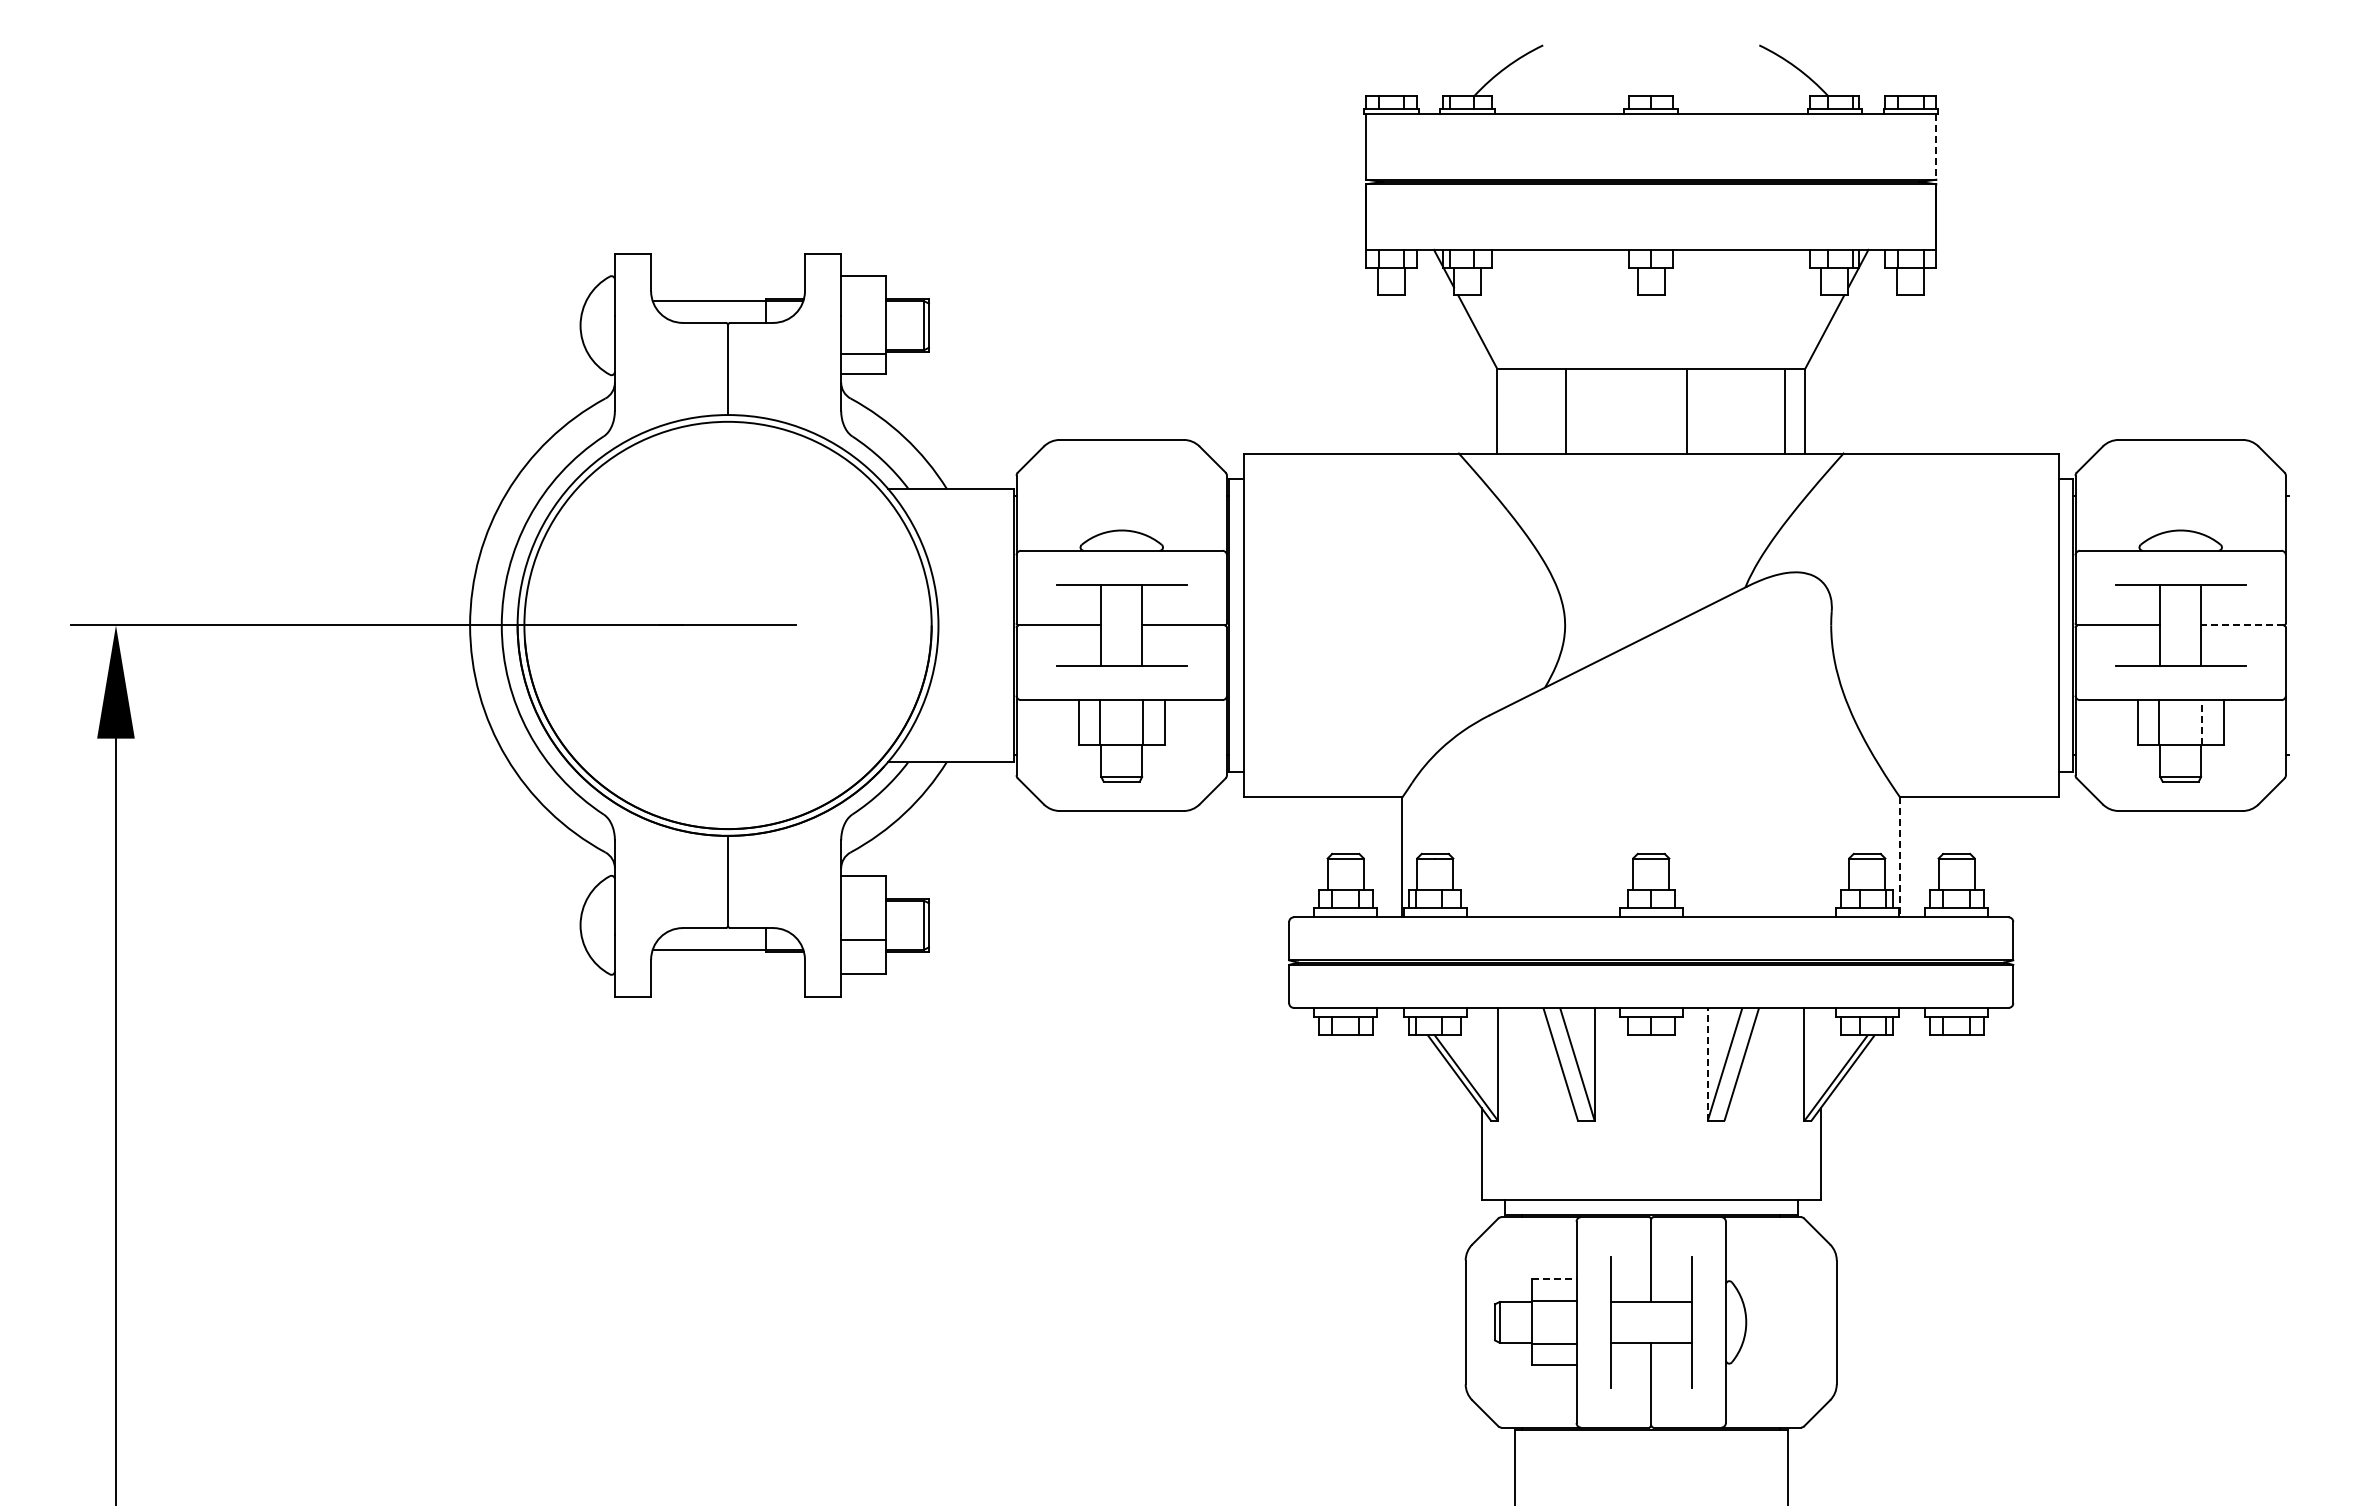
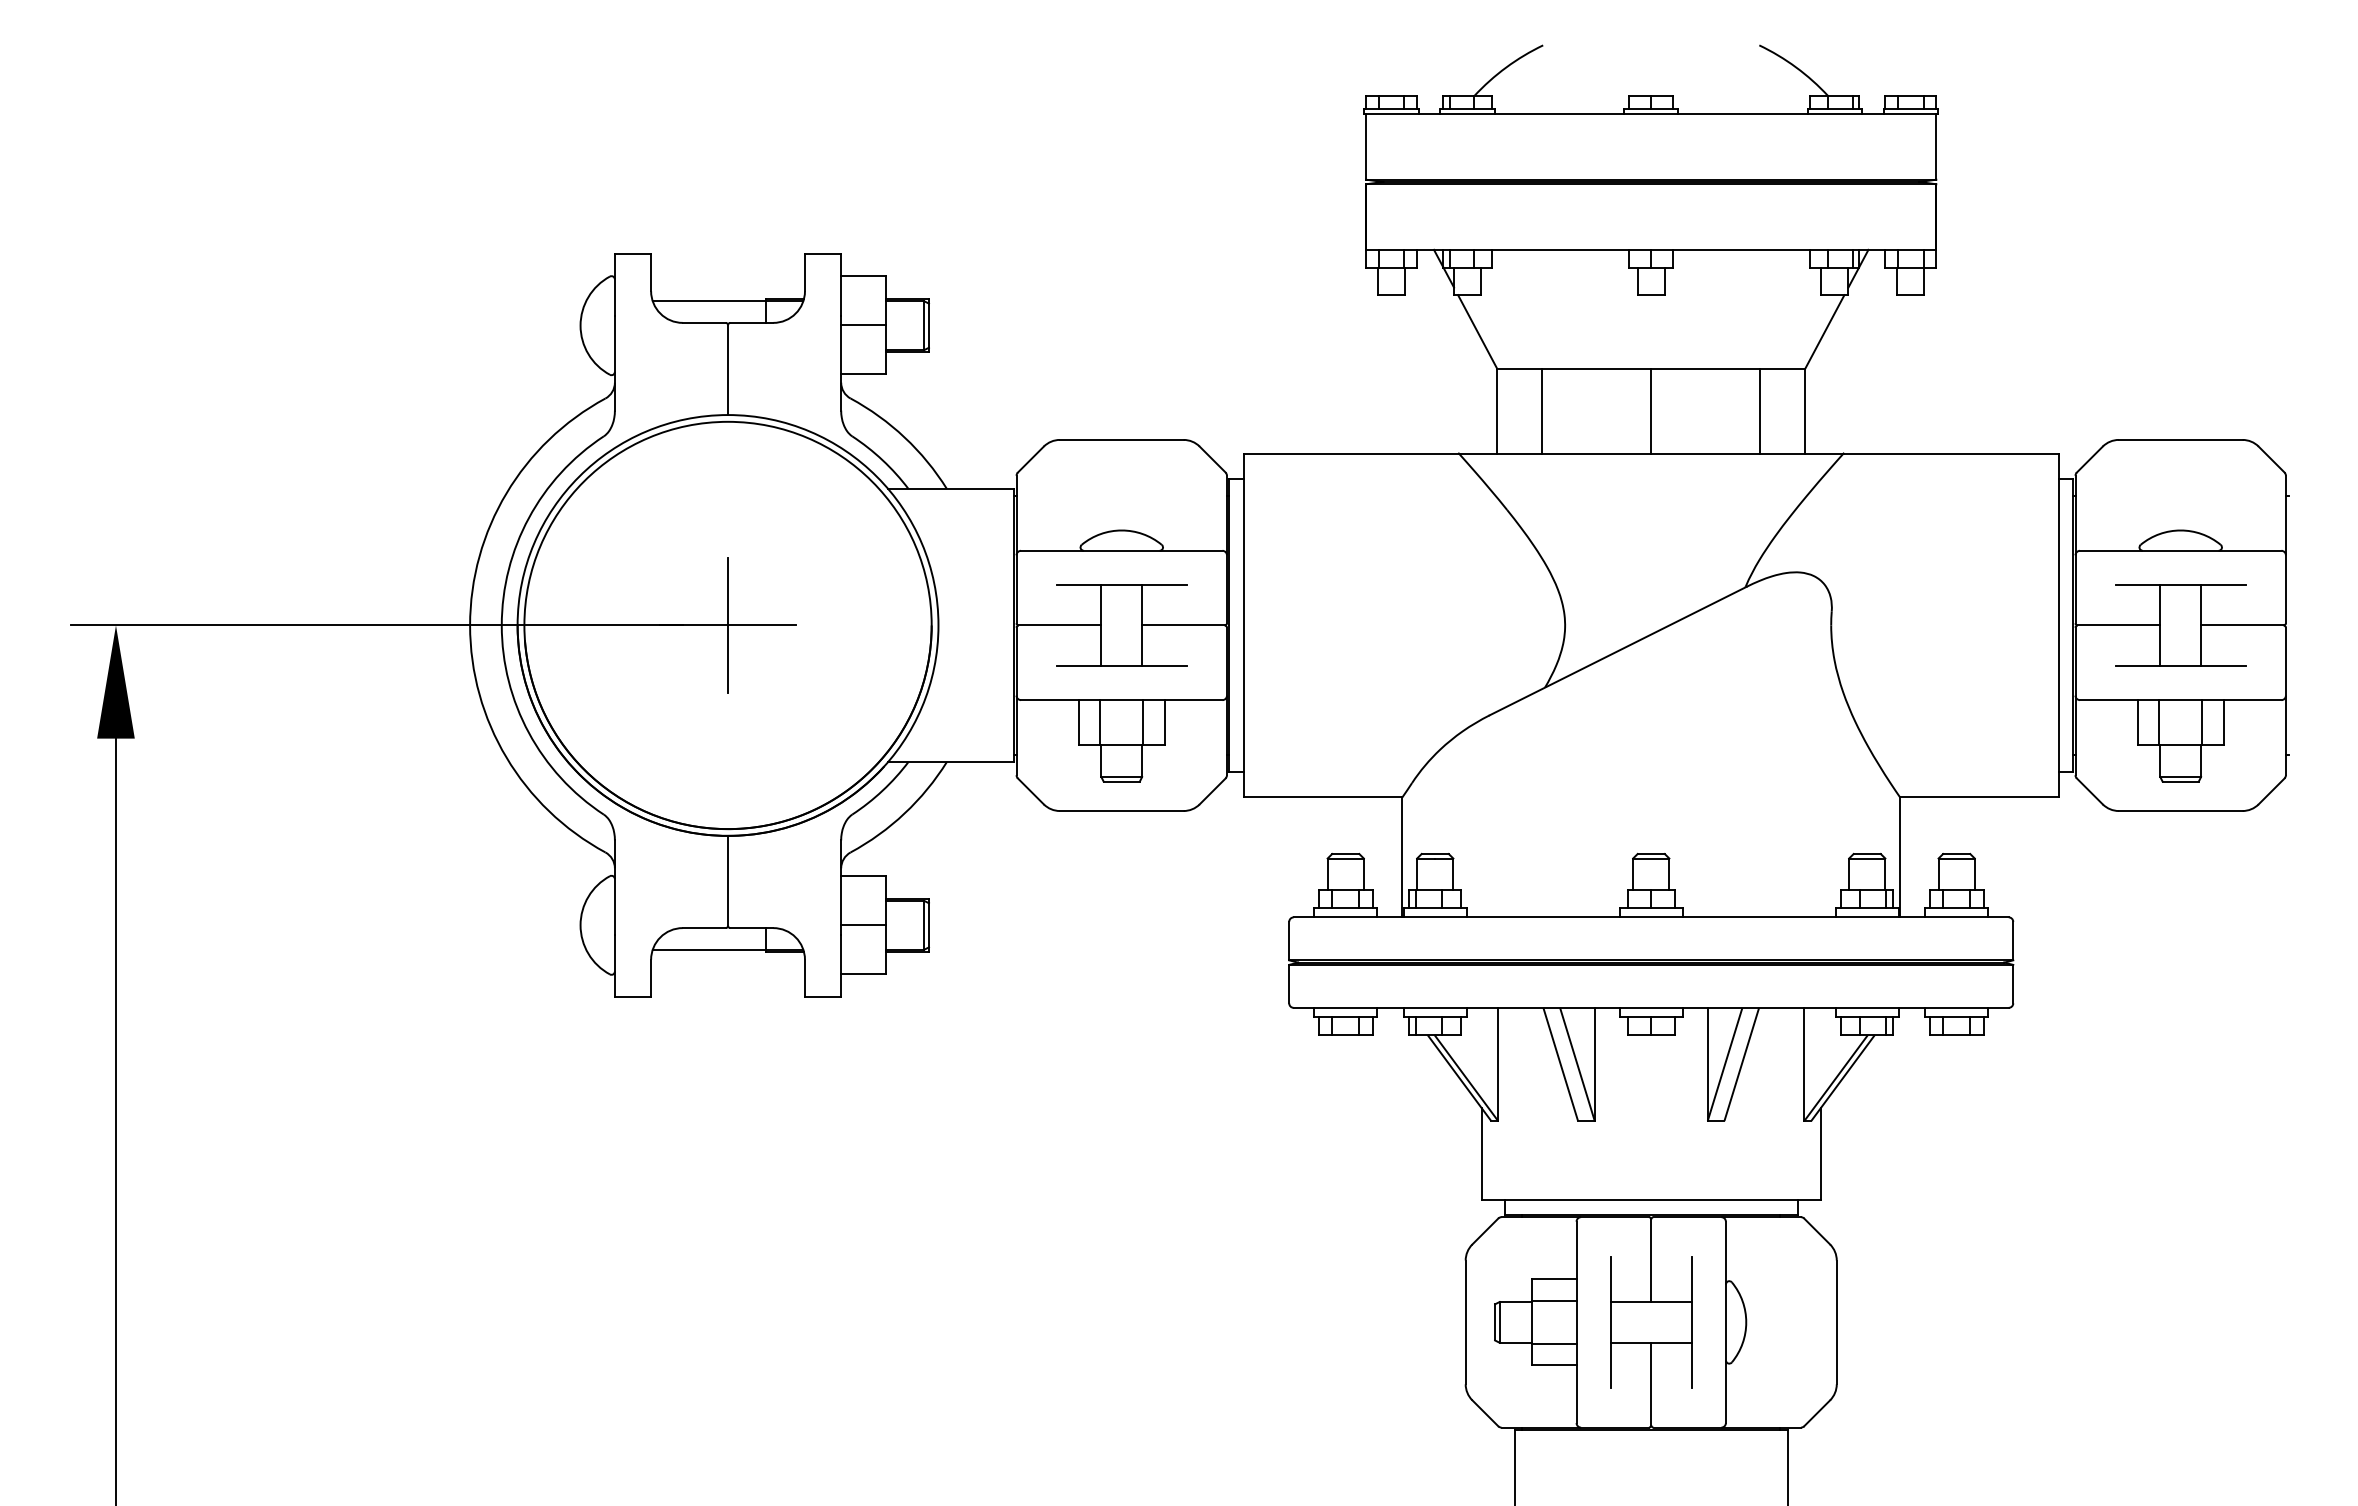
line: dashed -> solid (1936, 146)
line position: (863, 354) -> (863, 325) (863, 325)
line position: (1566, 410) -> (1542, 410) (1542, 410)
line position: (1687, 410) -> (1651, 410) (1651, 410)
line position: (1785, 410) -> (1760, 410) (1760, 410)
line: none -> present (728, 625)
line: dashed -> solid (2241, 625)
line: dashed -> solid (2202, 721)
line: dashed -> solid (1900, 857)
line position: (863, 939) -> (863, 924) (863, 924)
line: dashed -> solid (1707, 1064)
line: dashed -> solid (1554, 1279)
